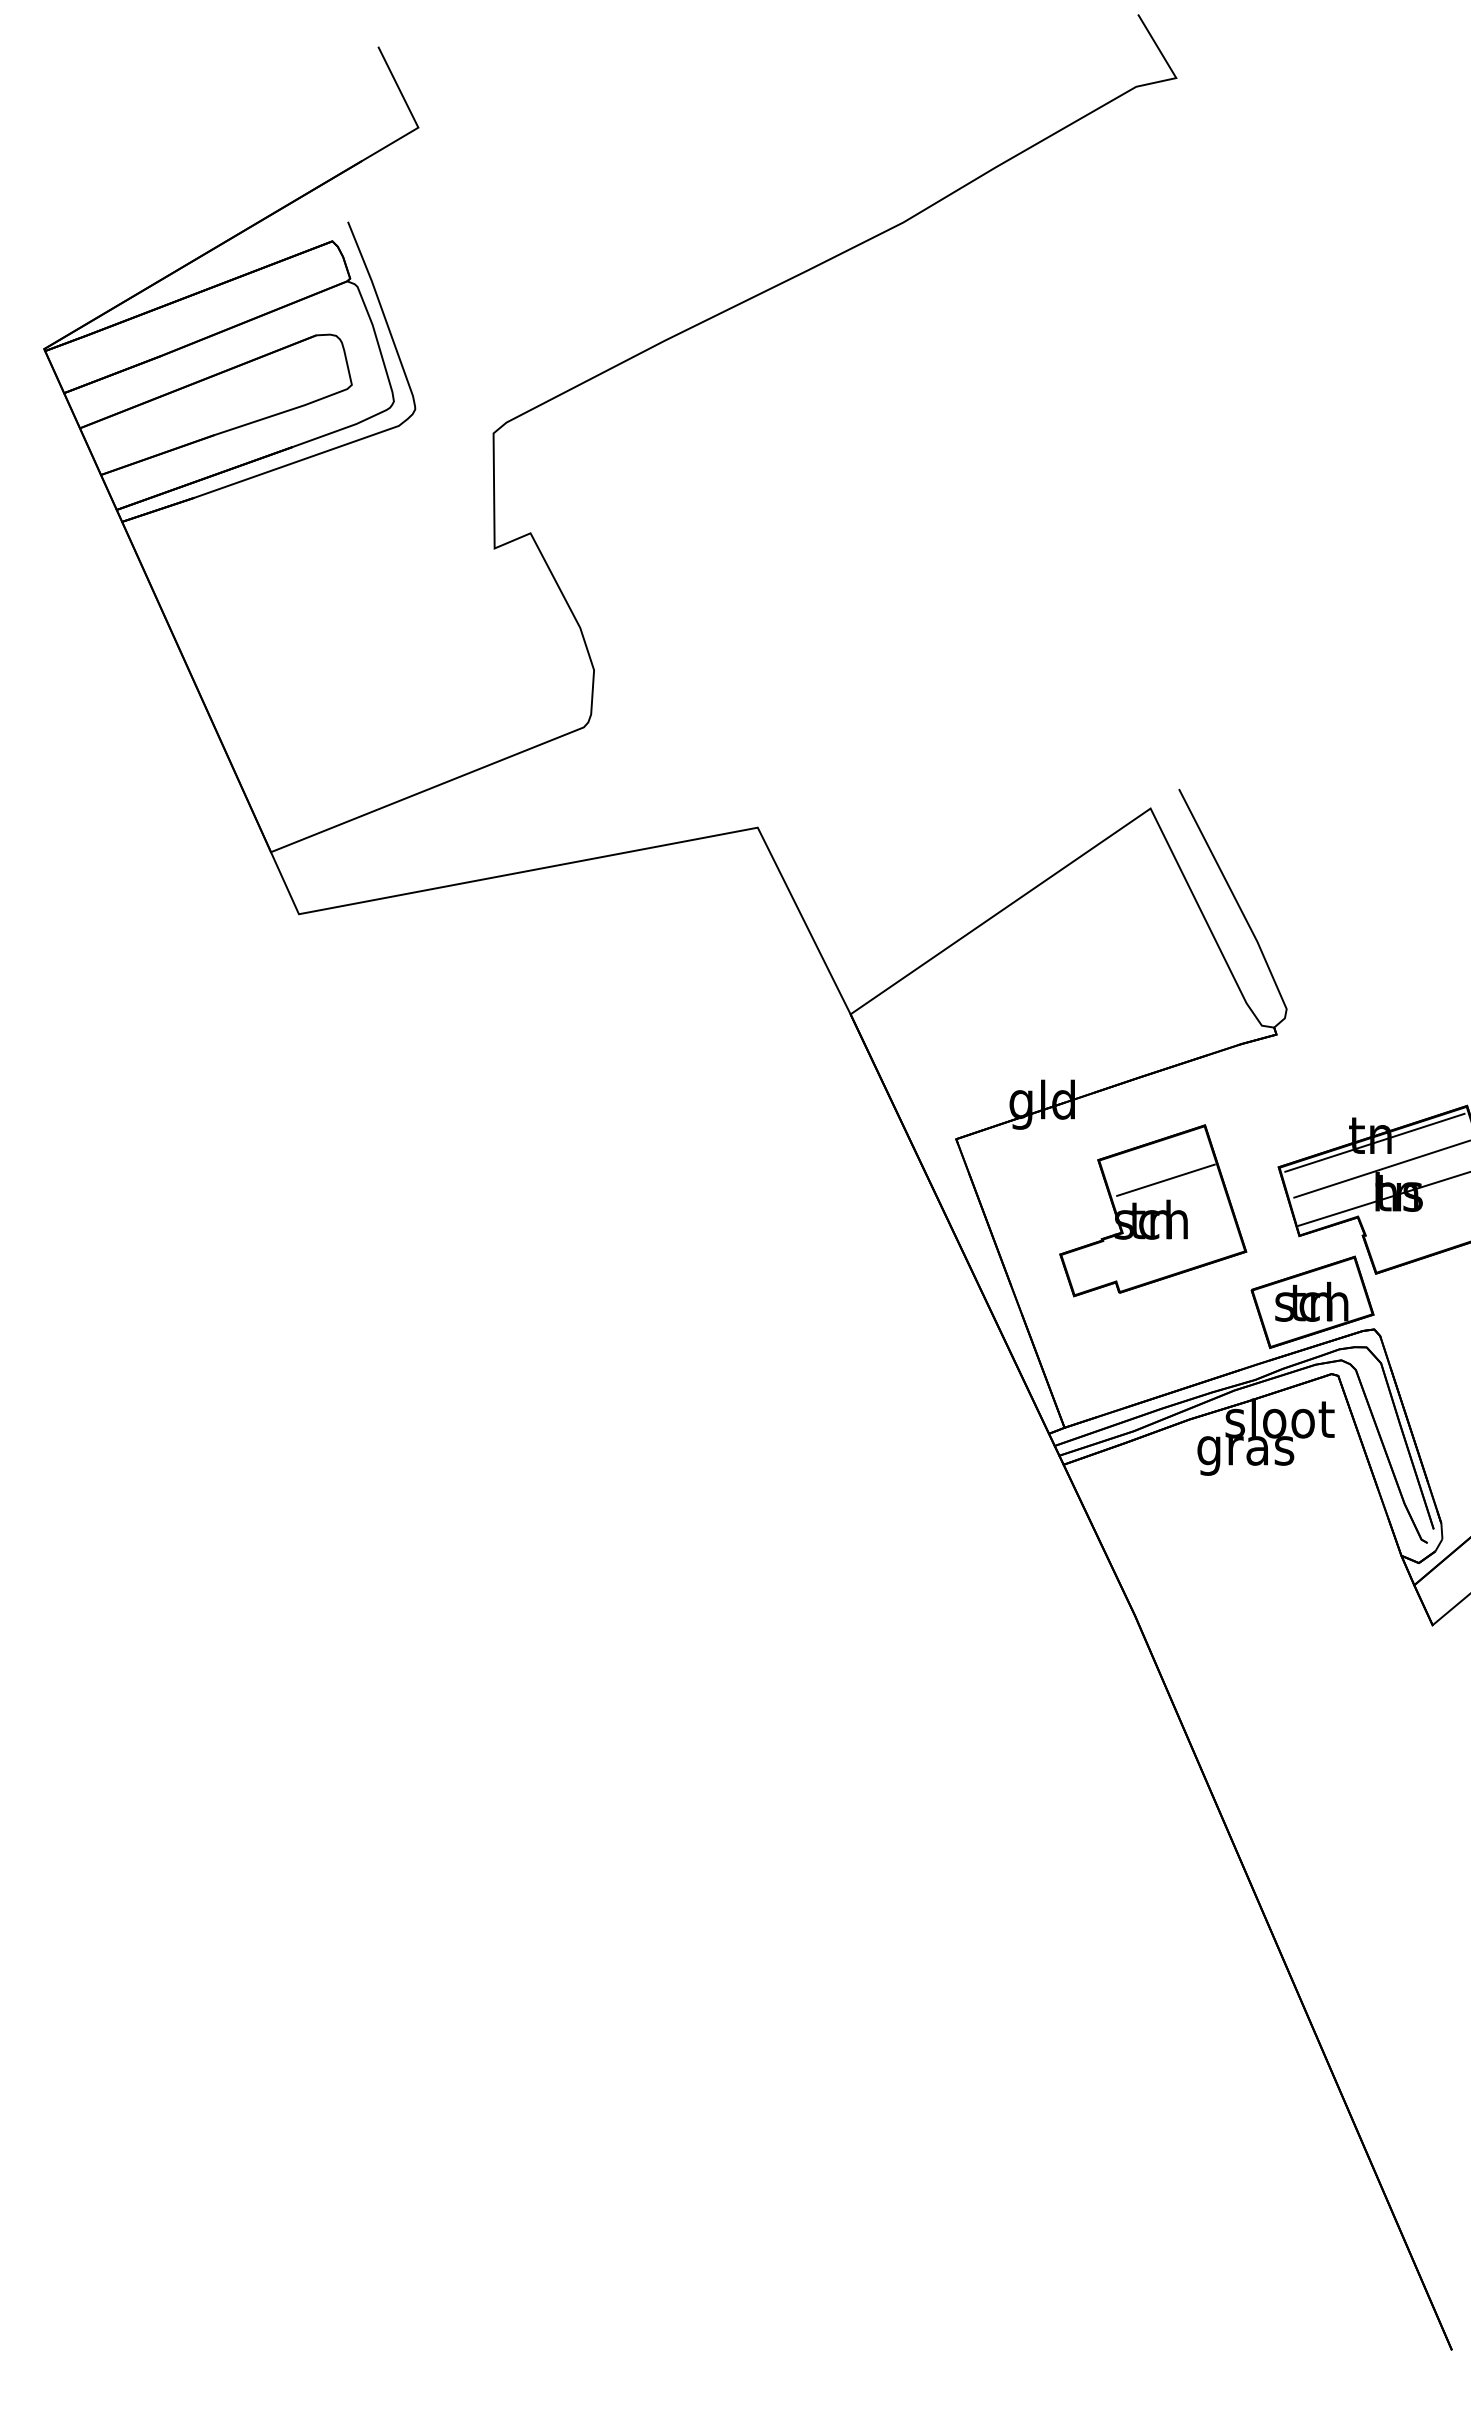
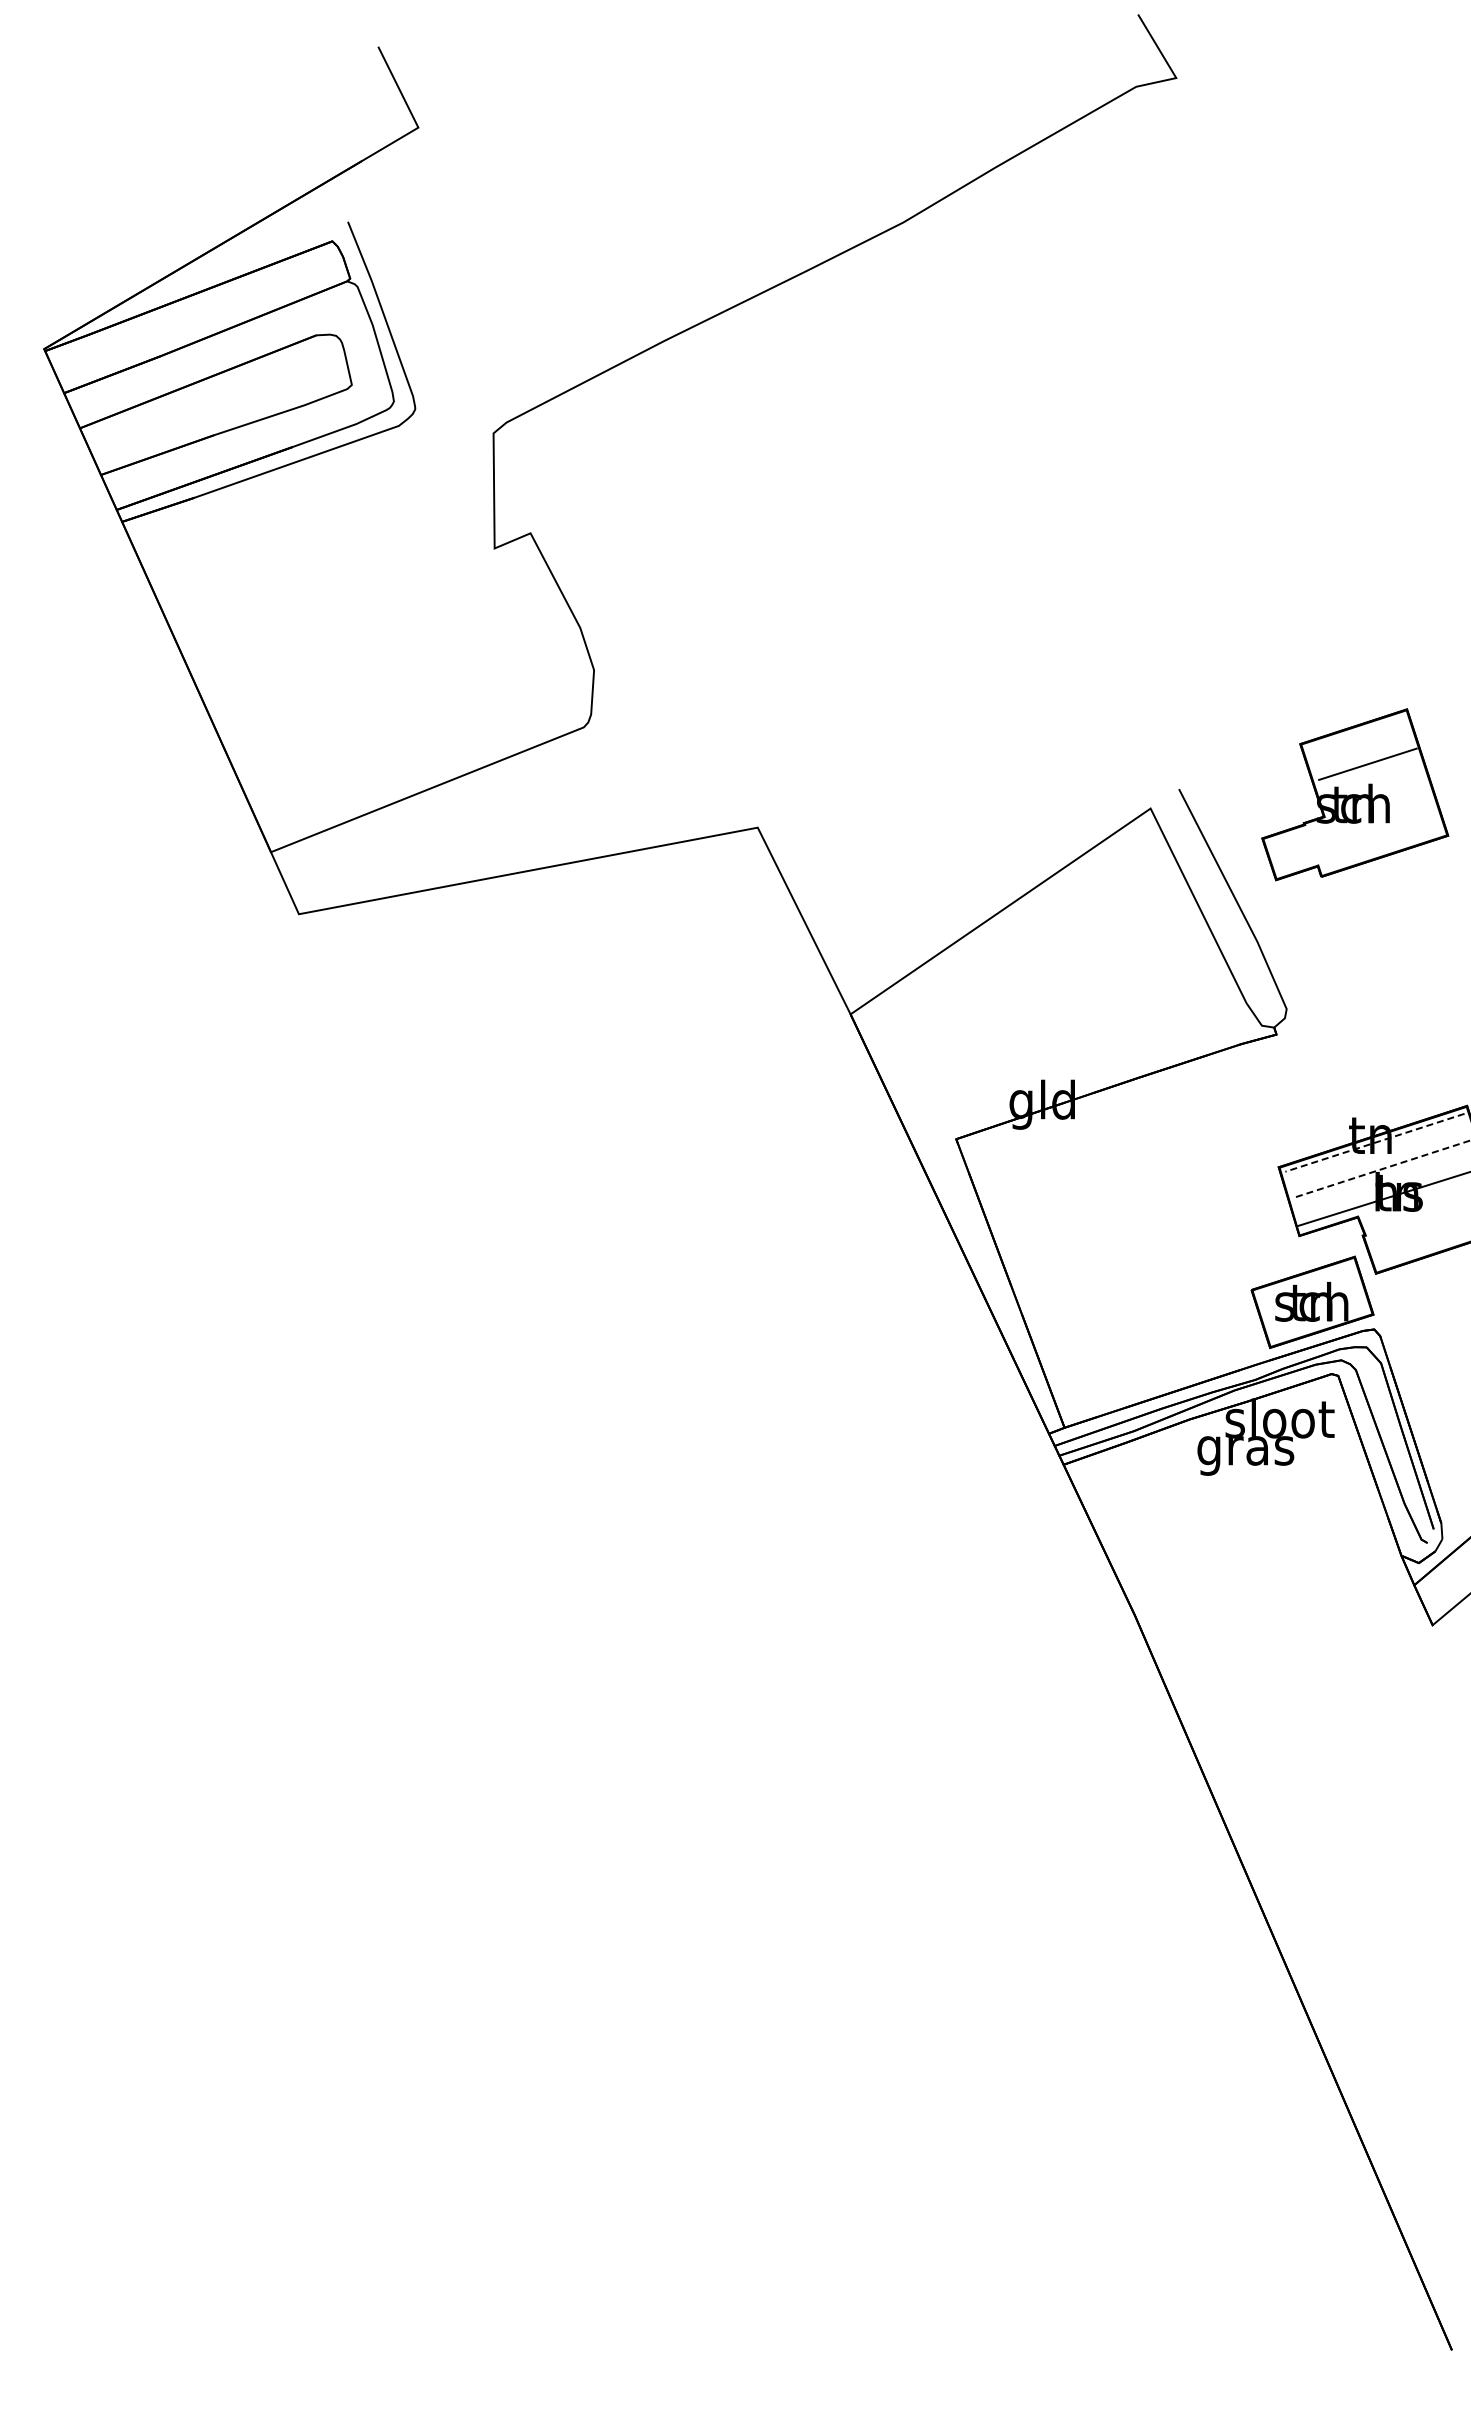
line: solid -> dashed (1374, 1142)
line: solid -> dashed (1381, 1169)
part position: (1153, 1210) -> (1355, 794) (1355, 794)
